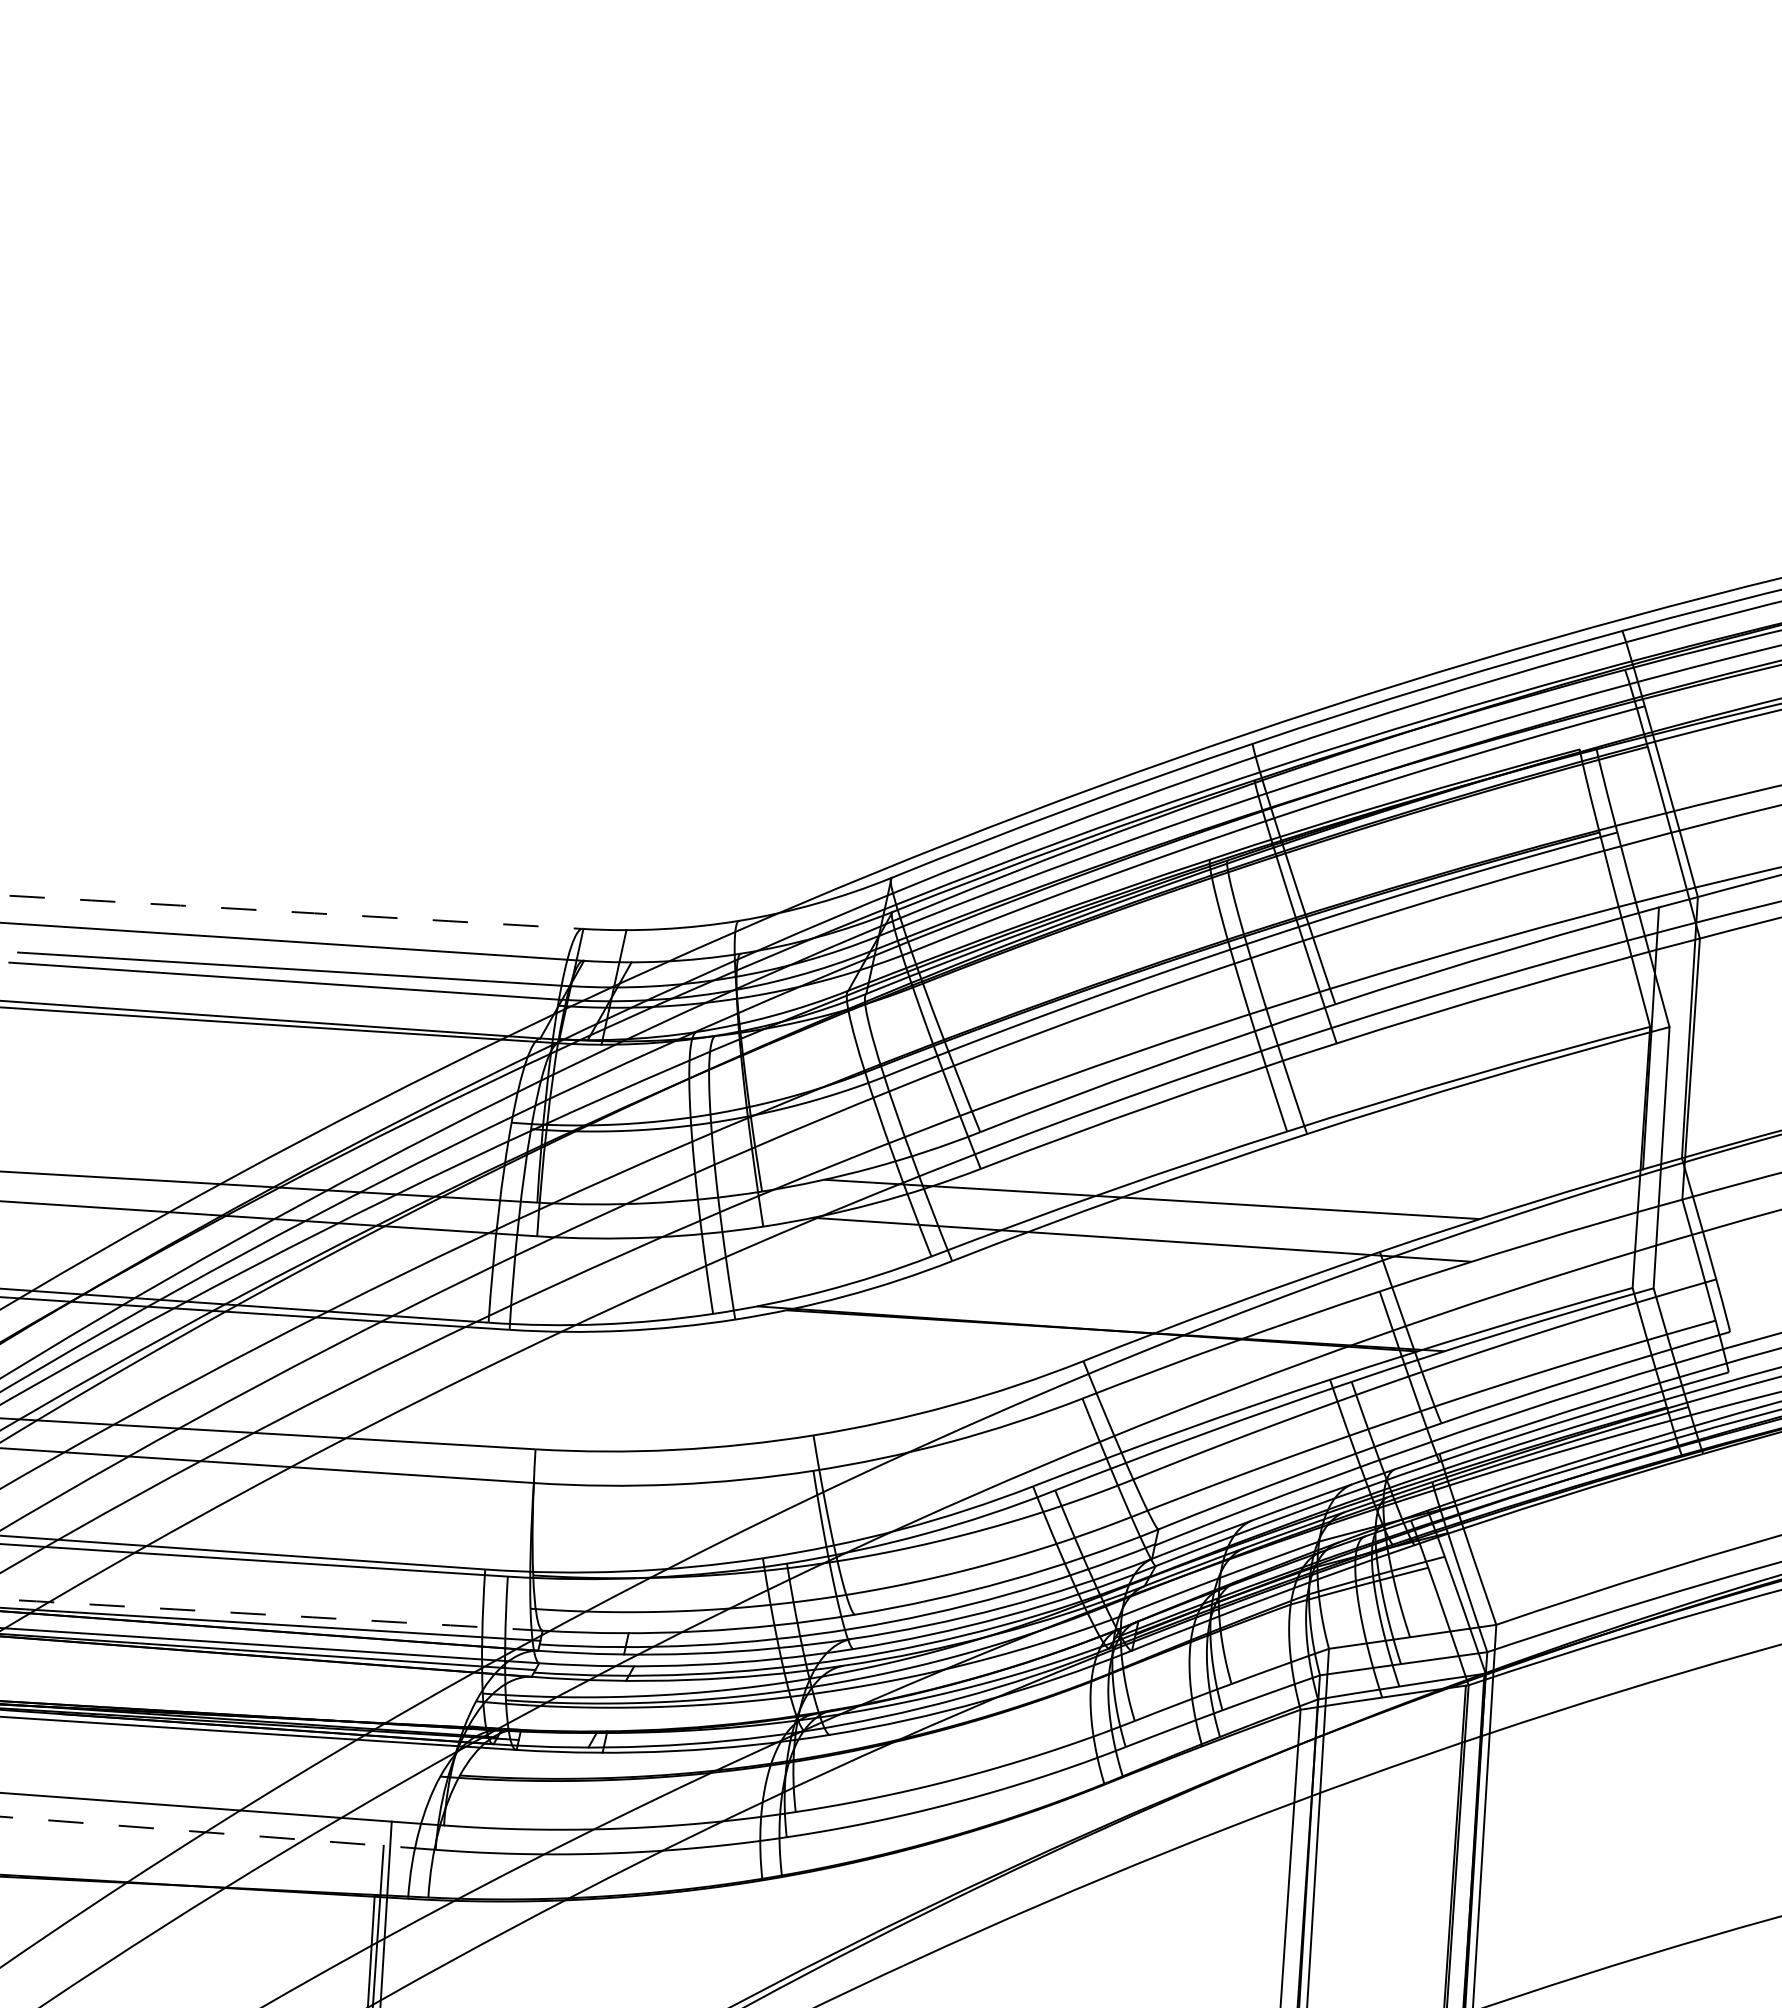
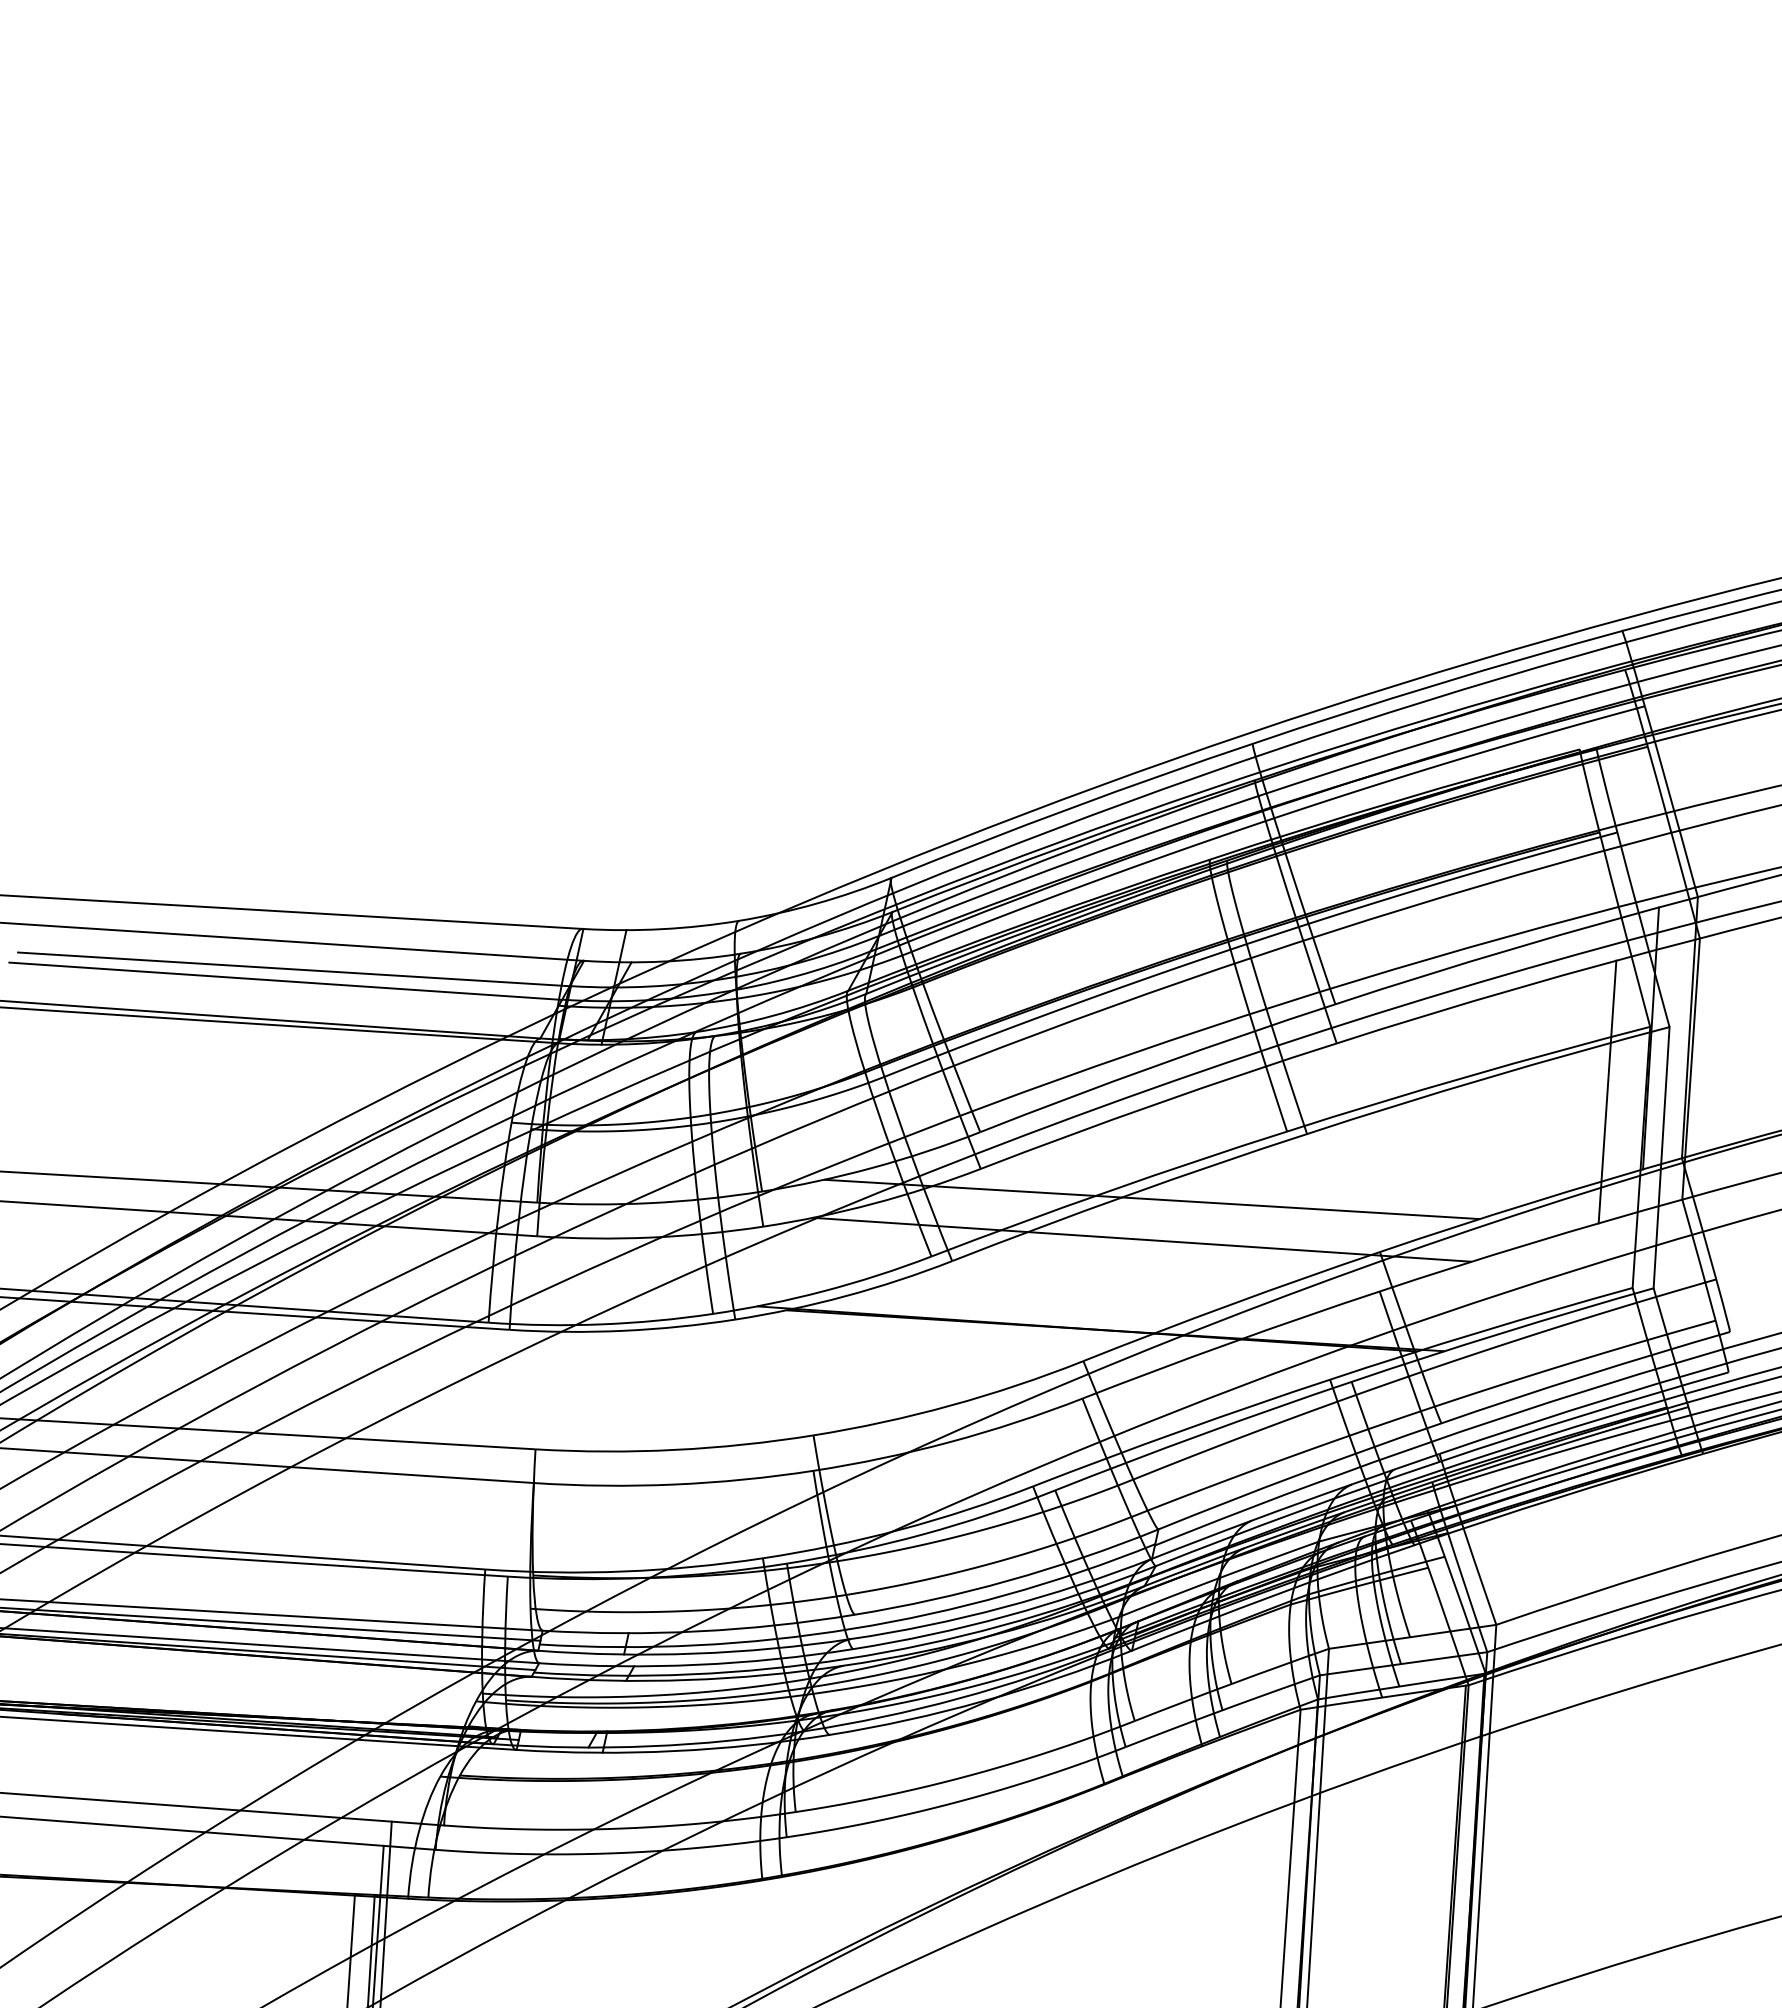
arc: dashed -> solid (291, 912)
line: none -> present (1607, 1091)
arc: dashed -> solid (271, 1614)
line: dashed -> solid (217, 1833)
line: none -> present (350, 1949)
